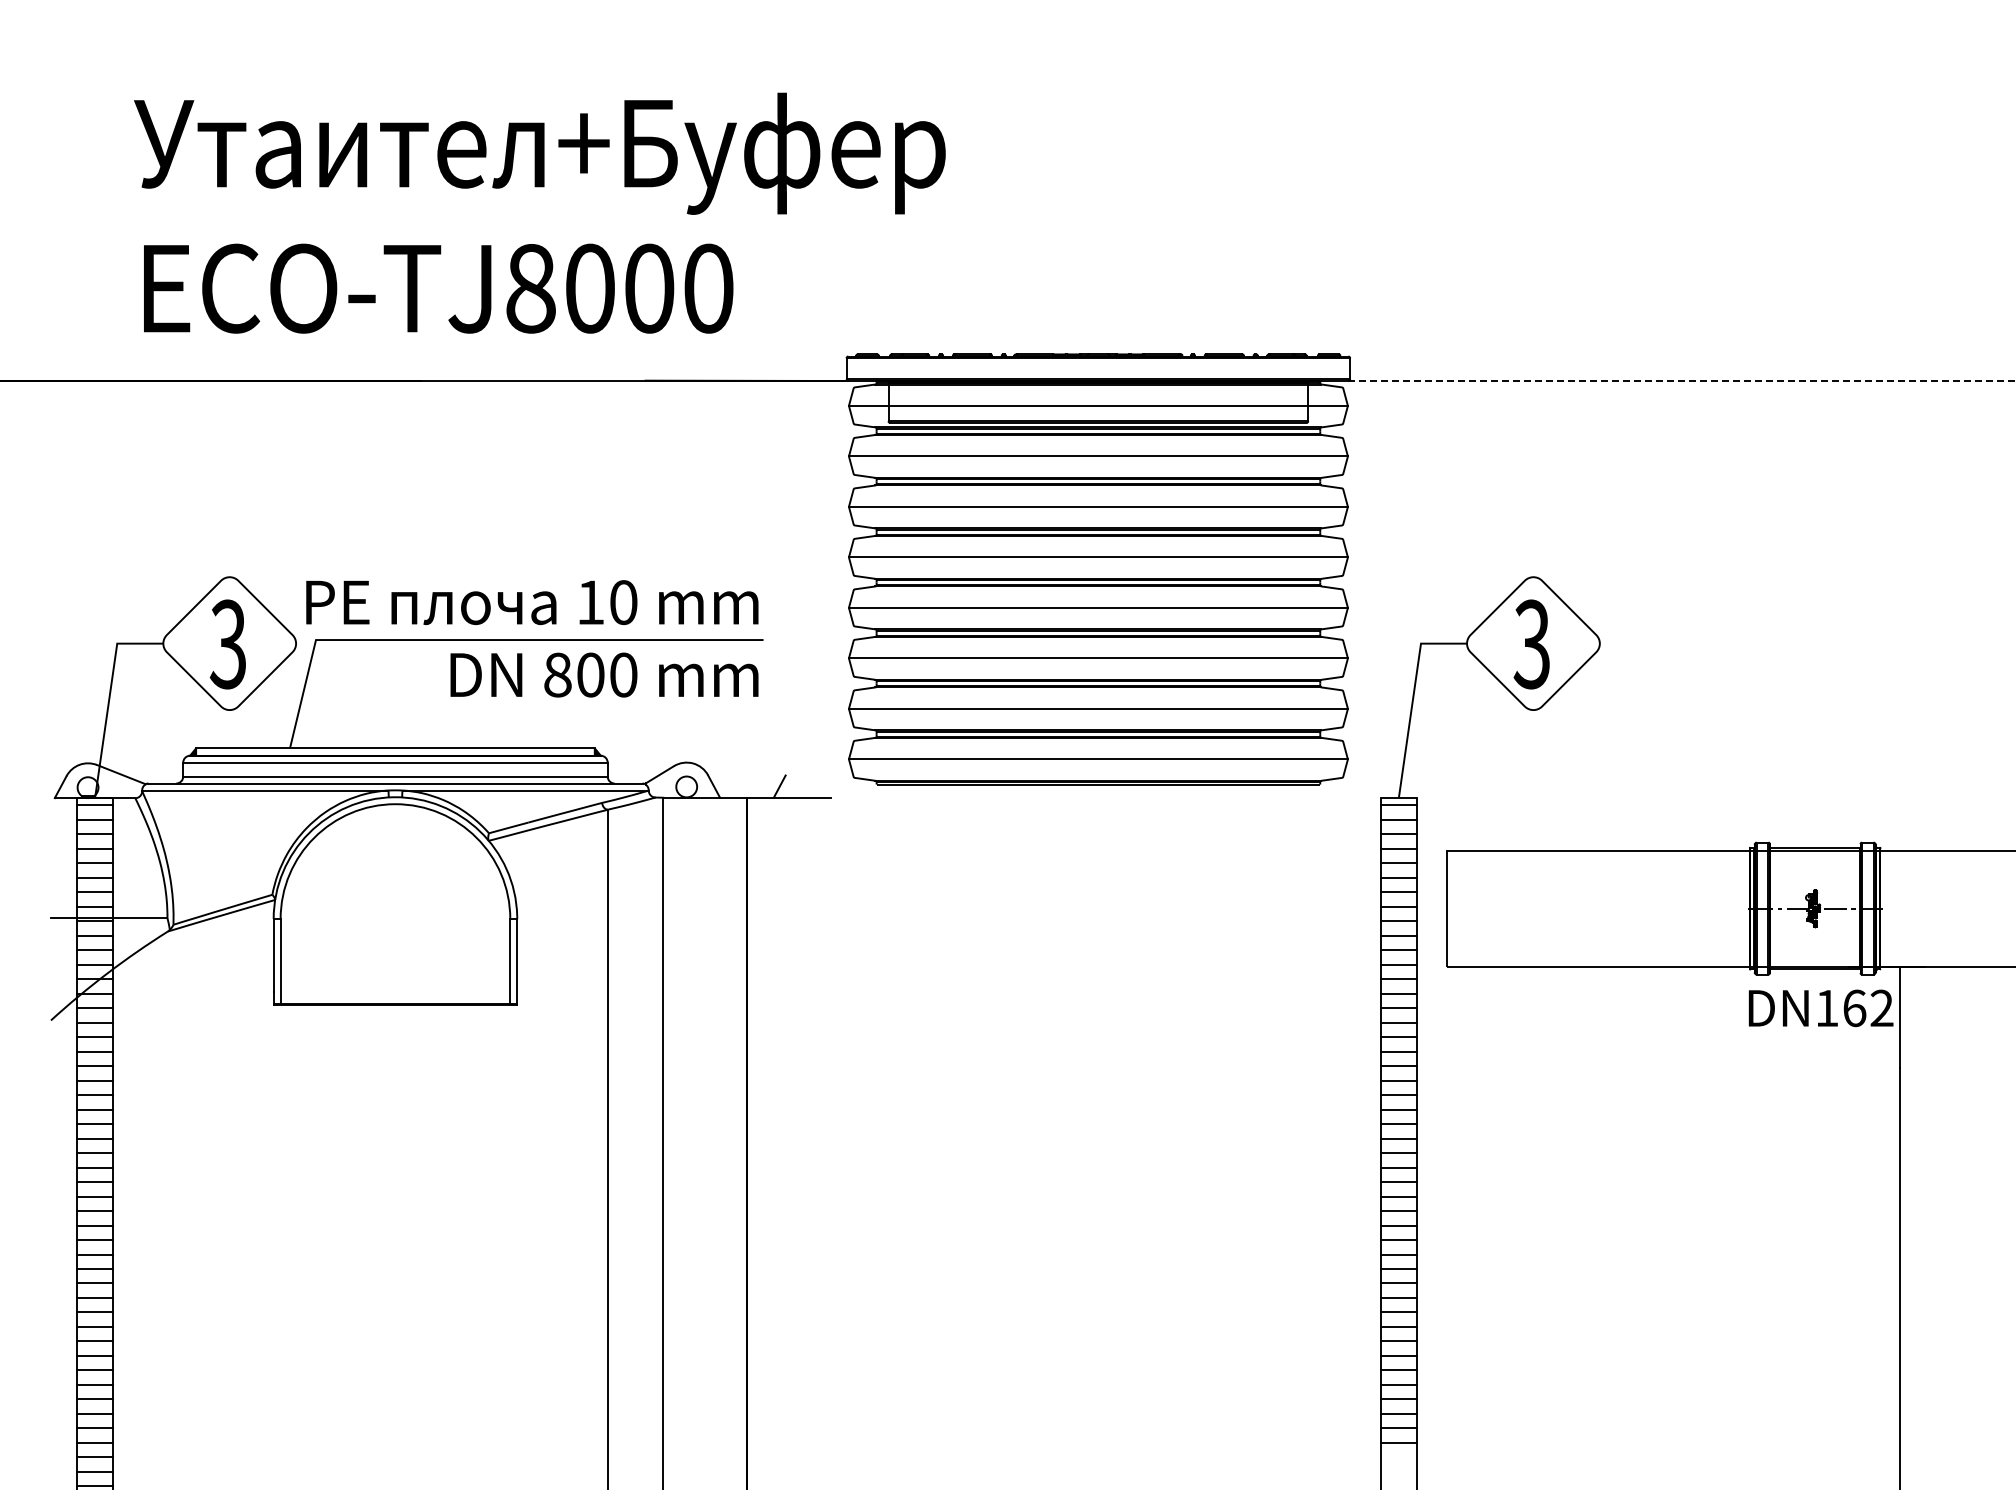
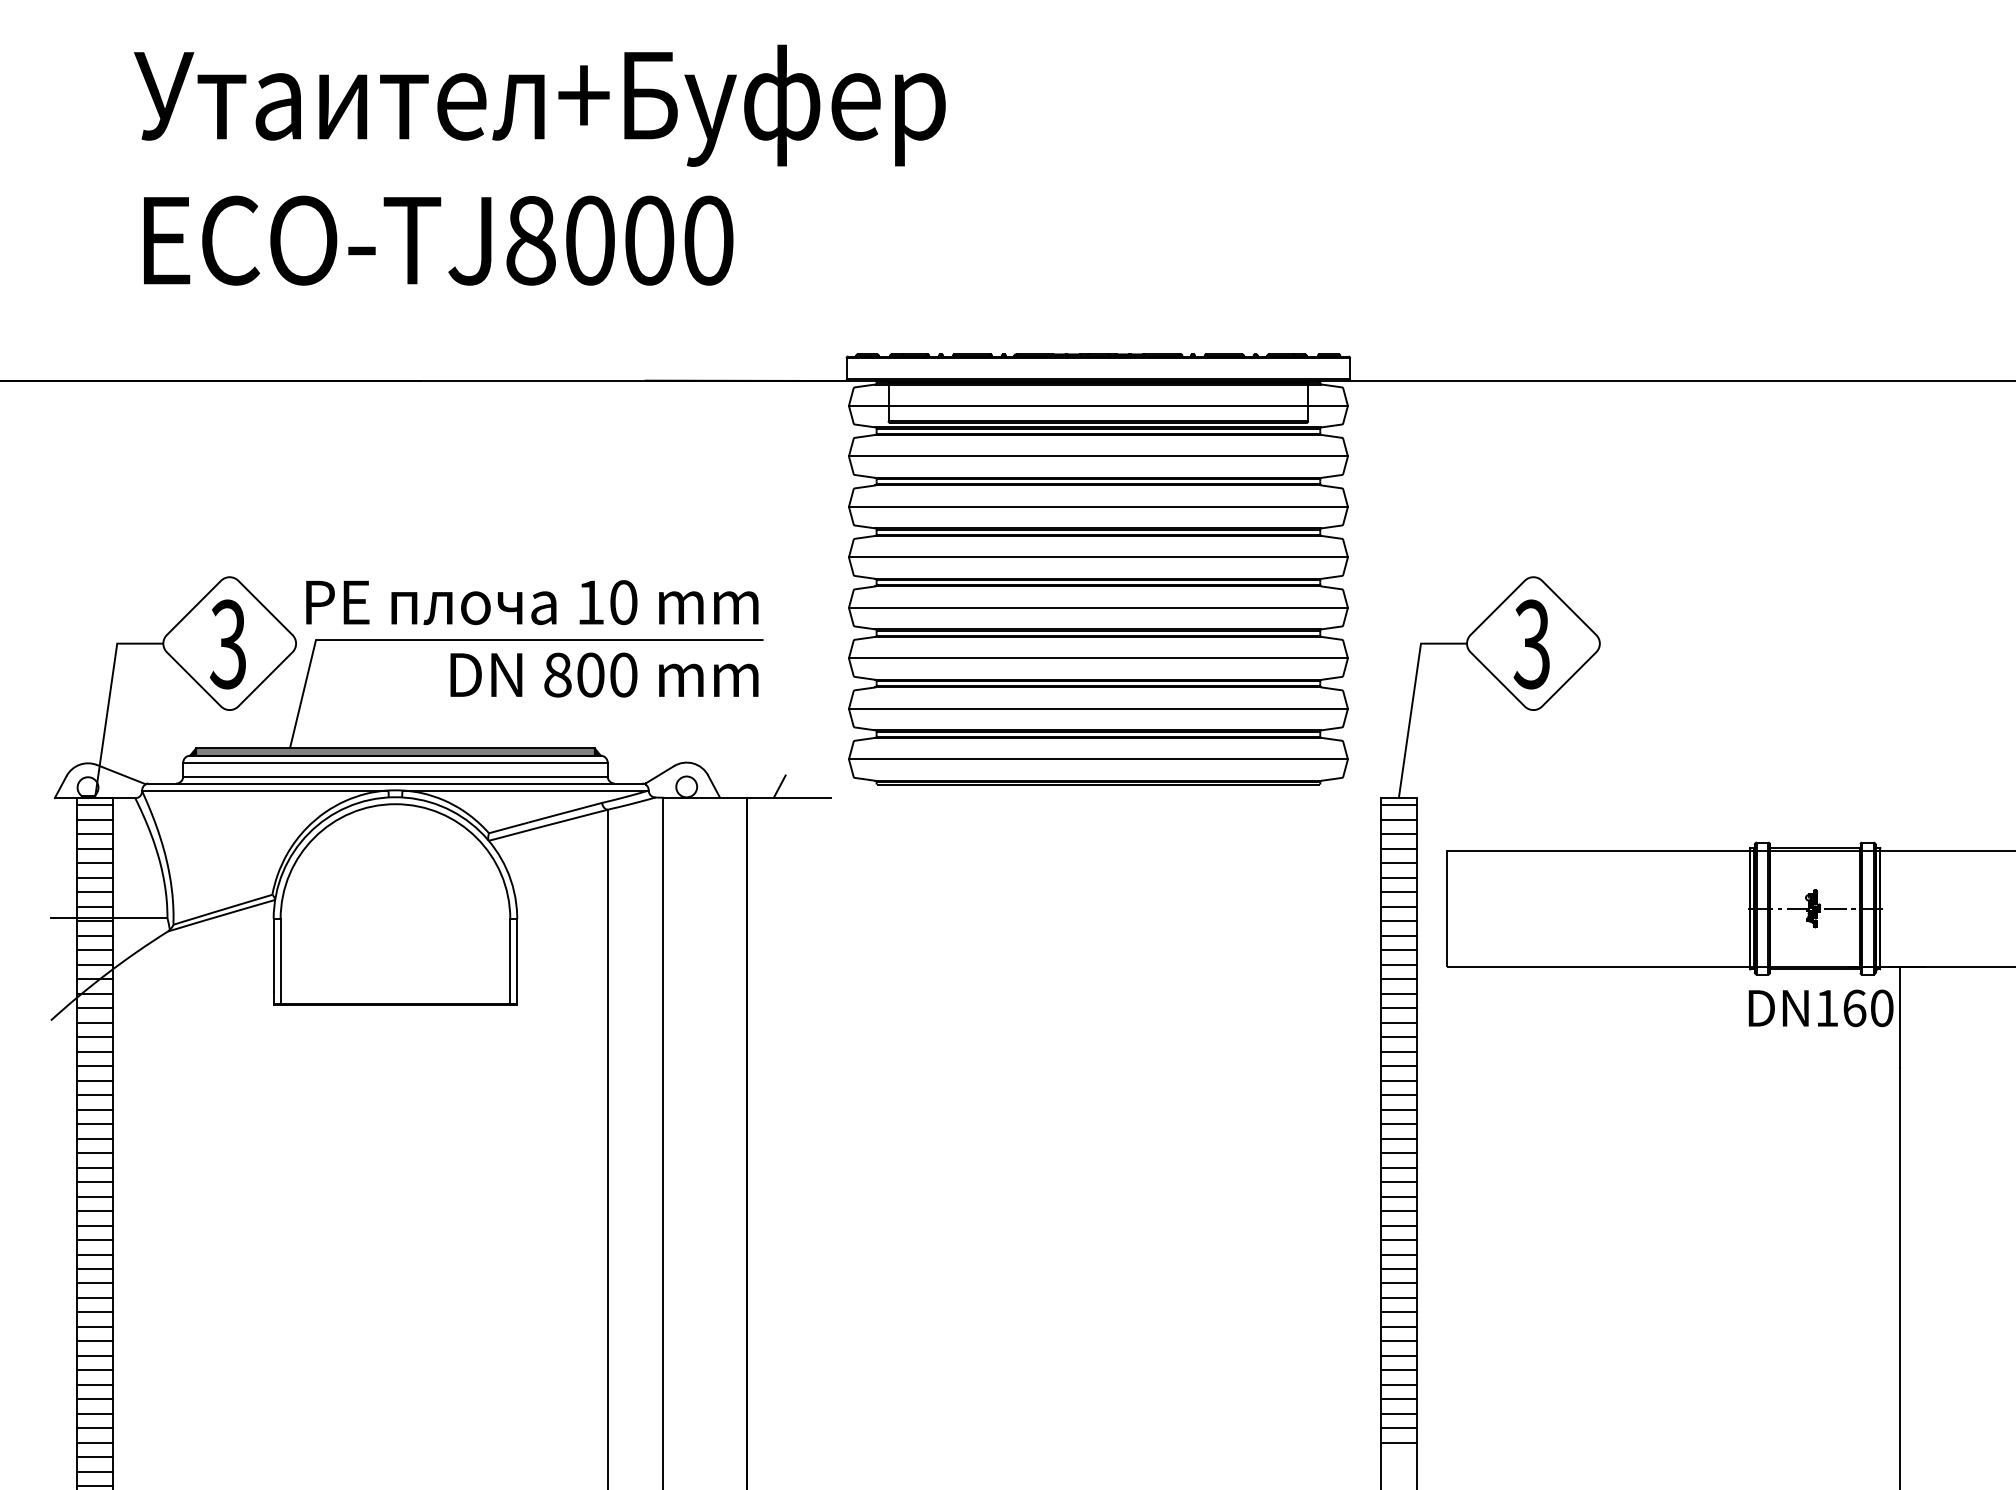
text position: (539, 212) -> (539, 164) (539, 164)
line: dashed -> solid (1682, 381)
fill: none -> present (395, 751)
text: DN162 -> DN160 (1881, 1008)
